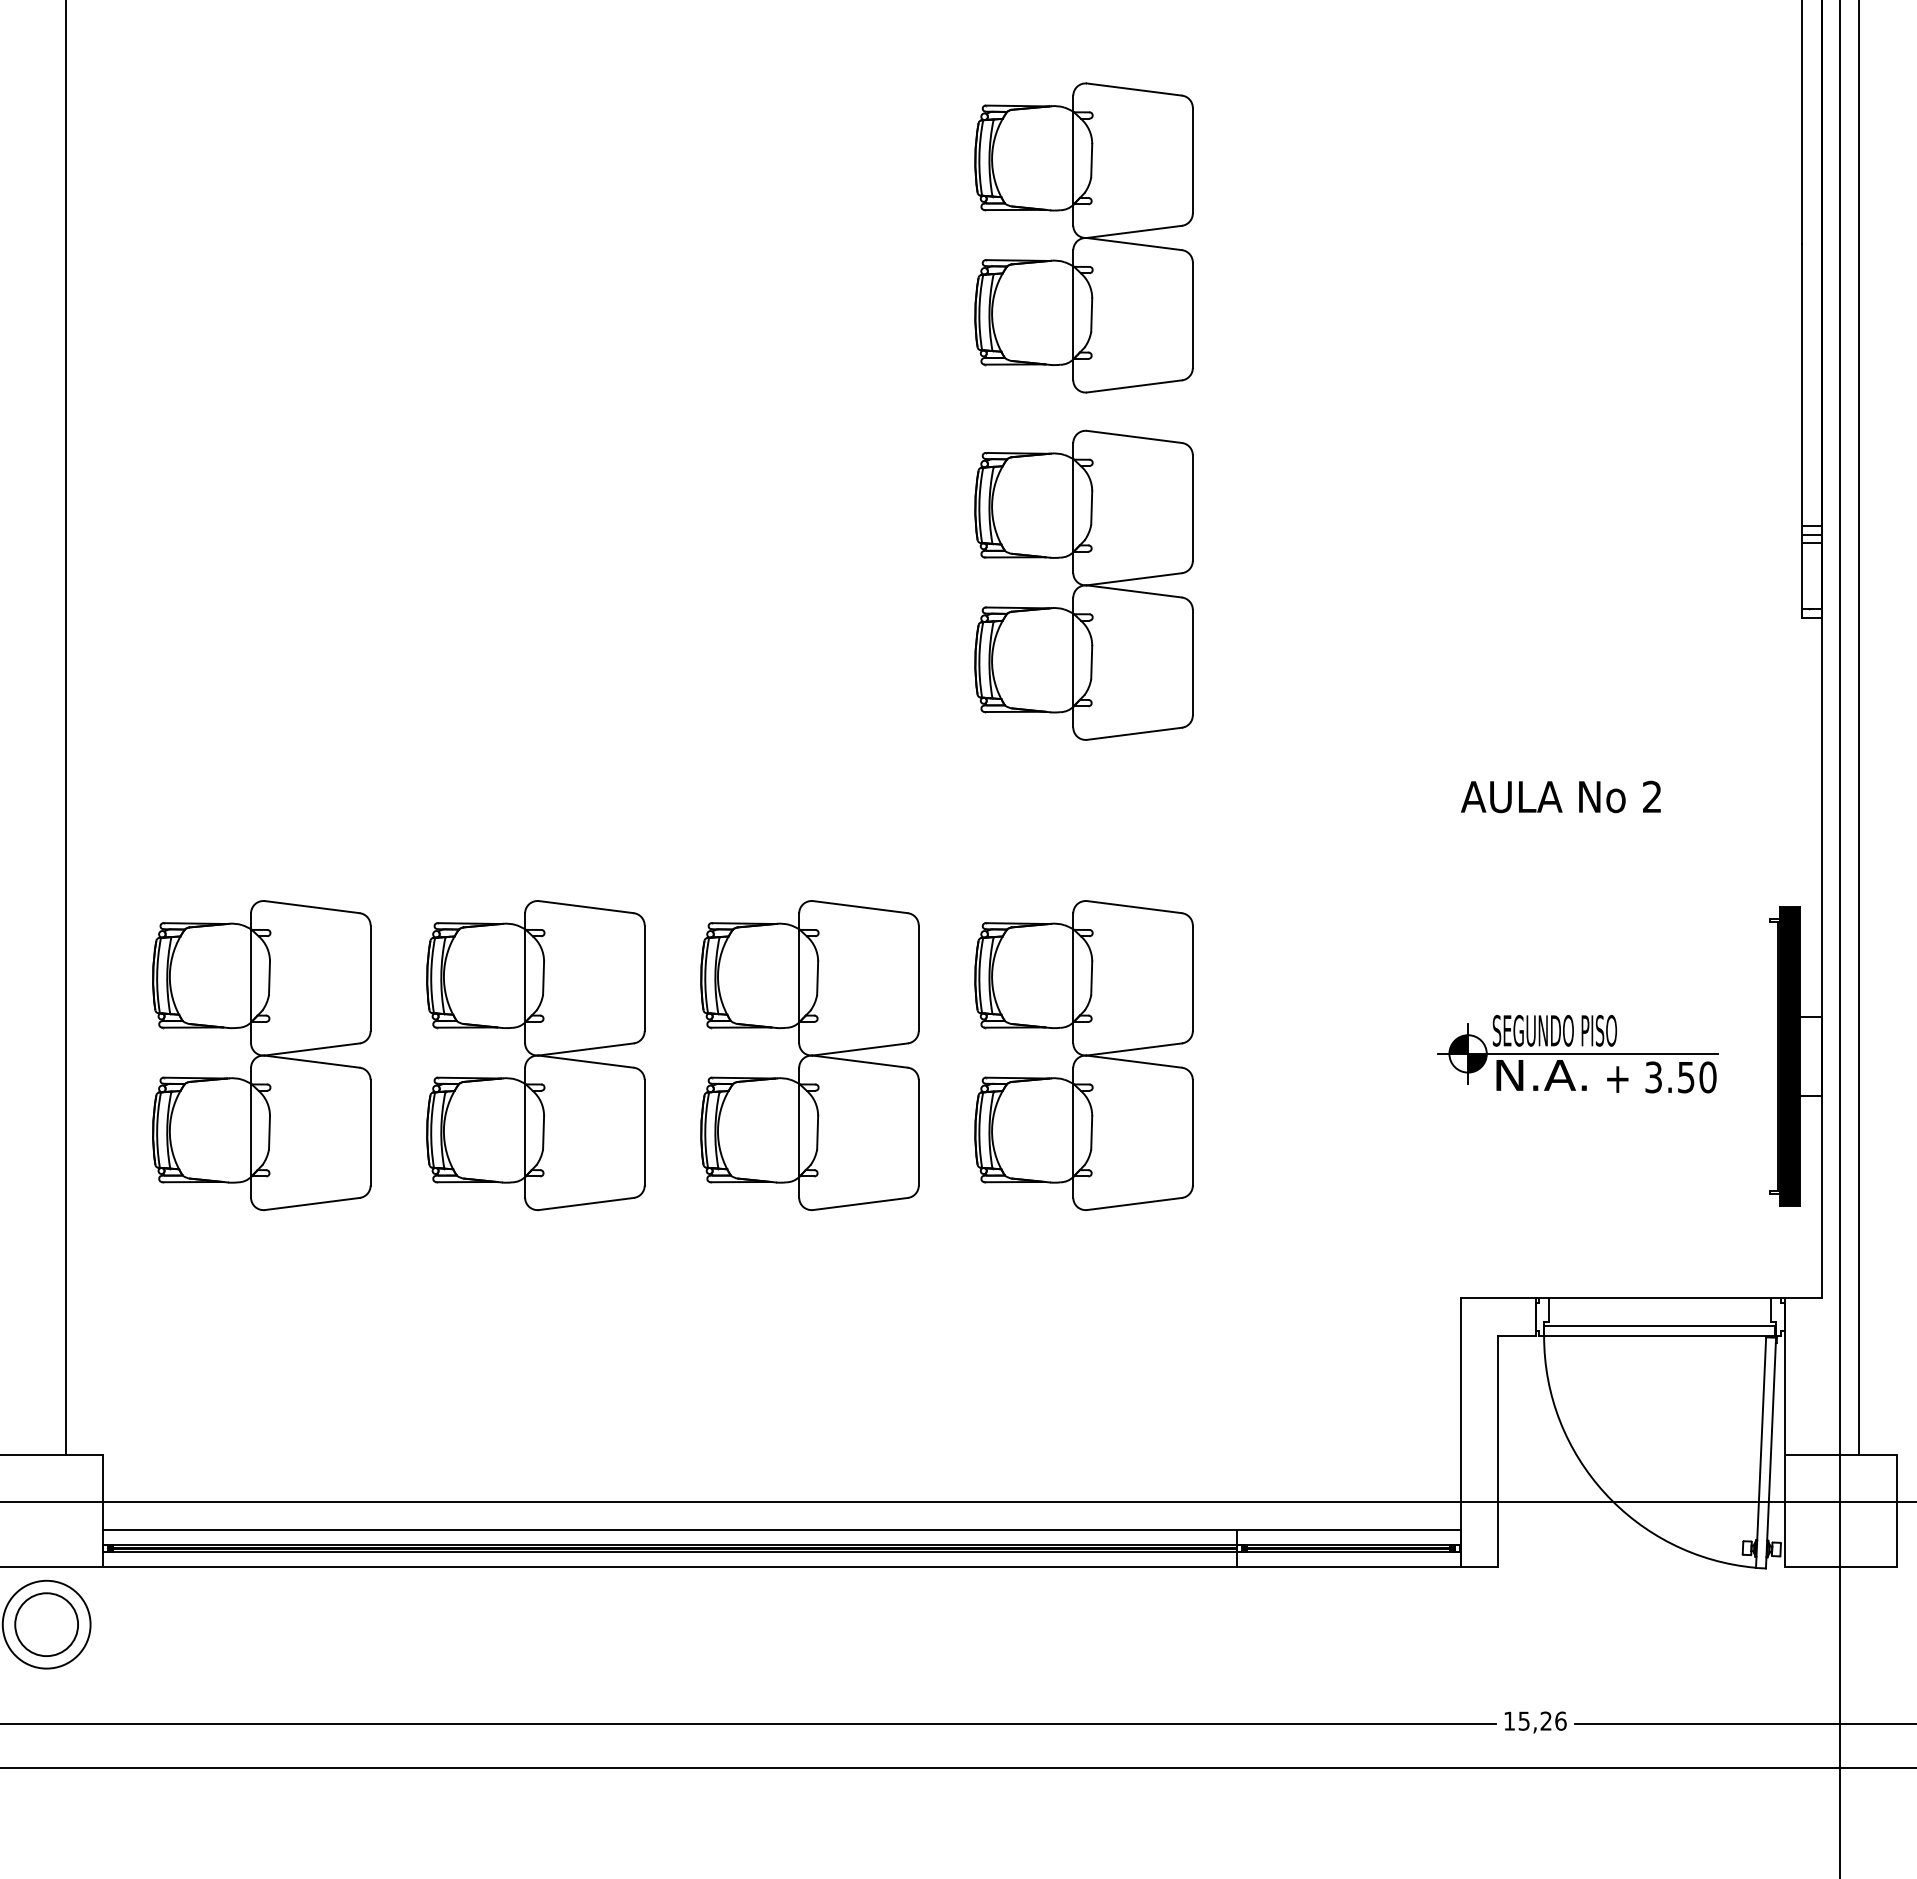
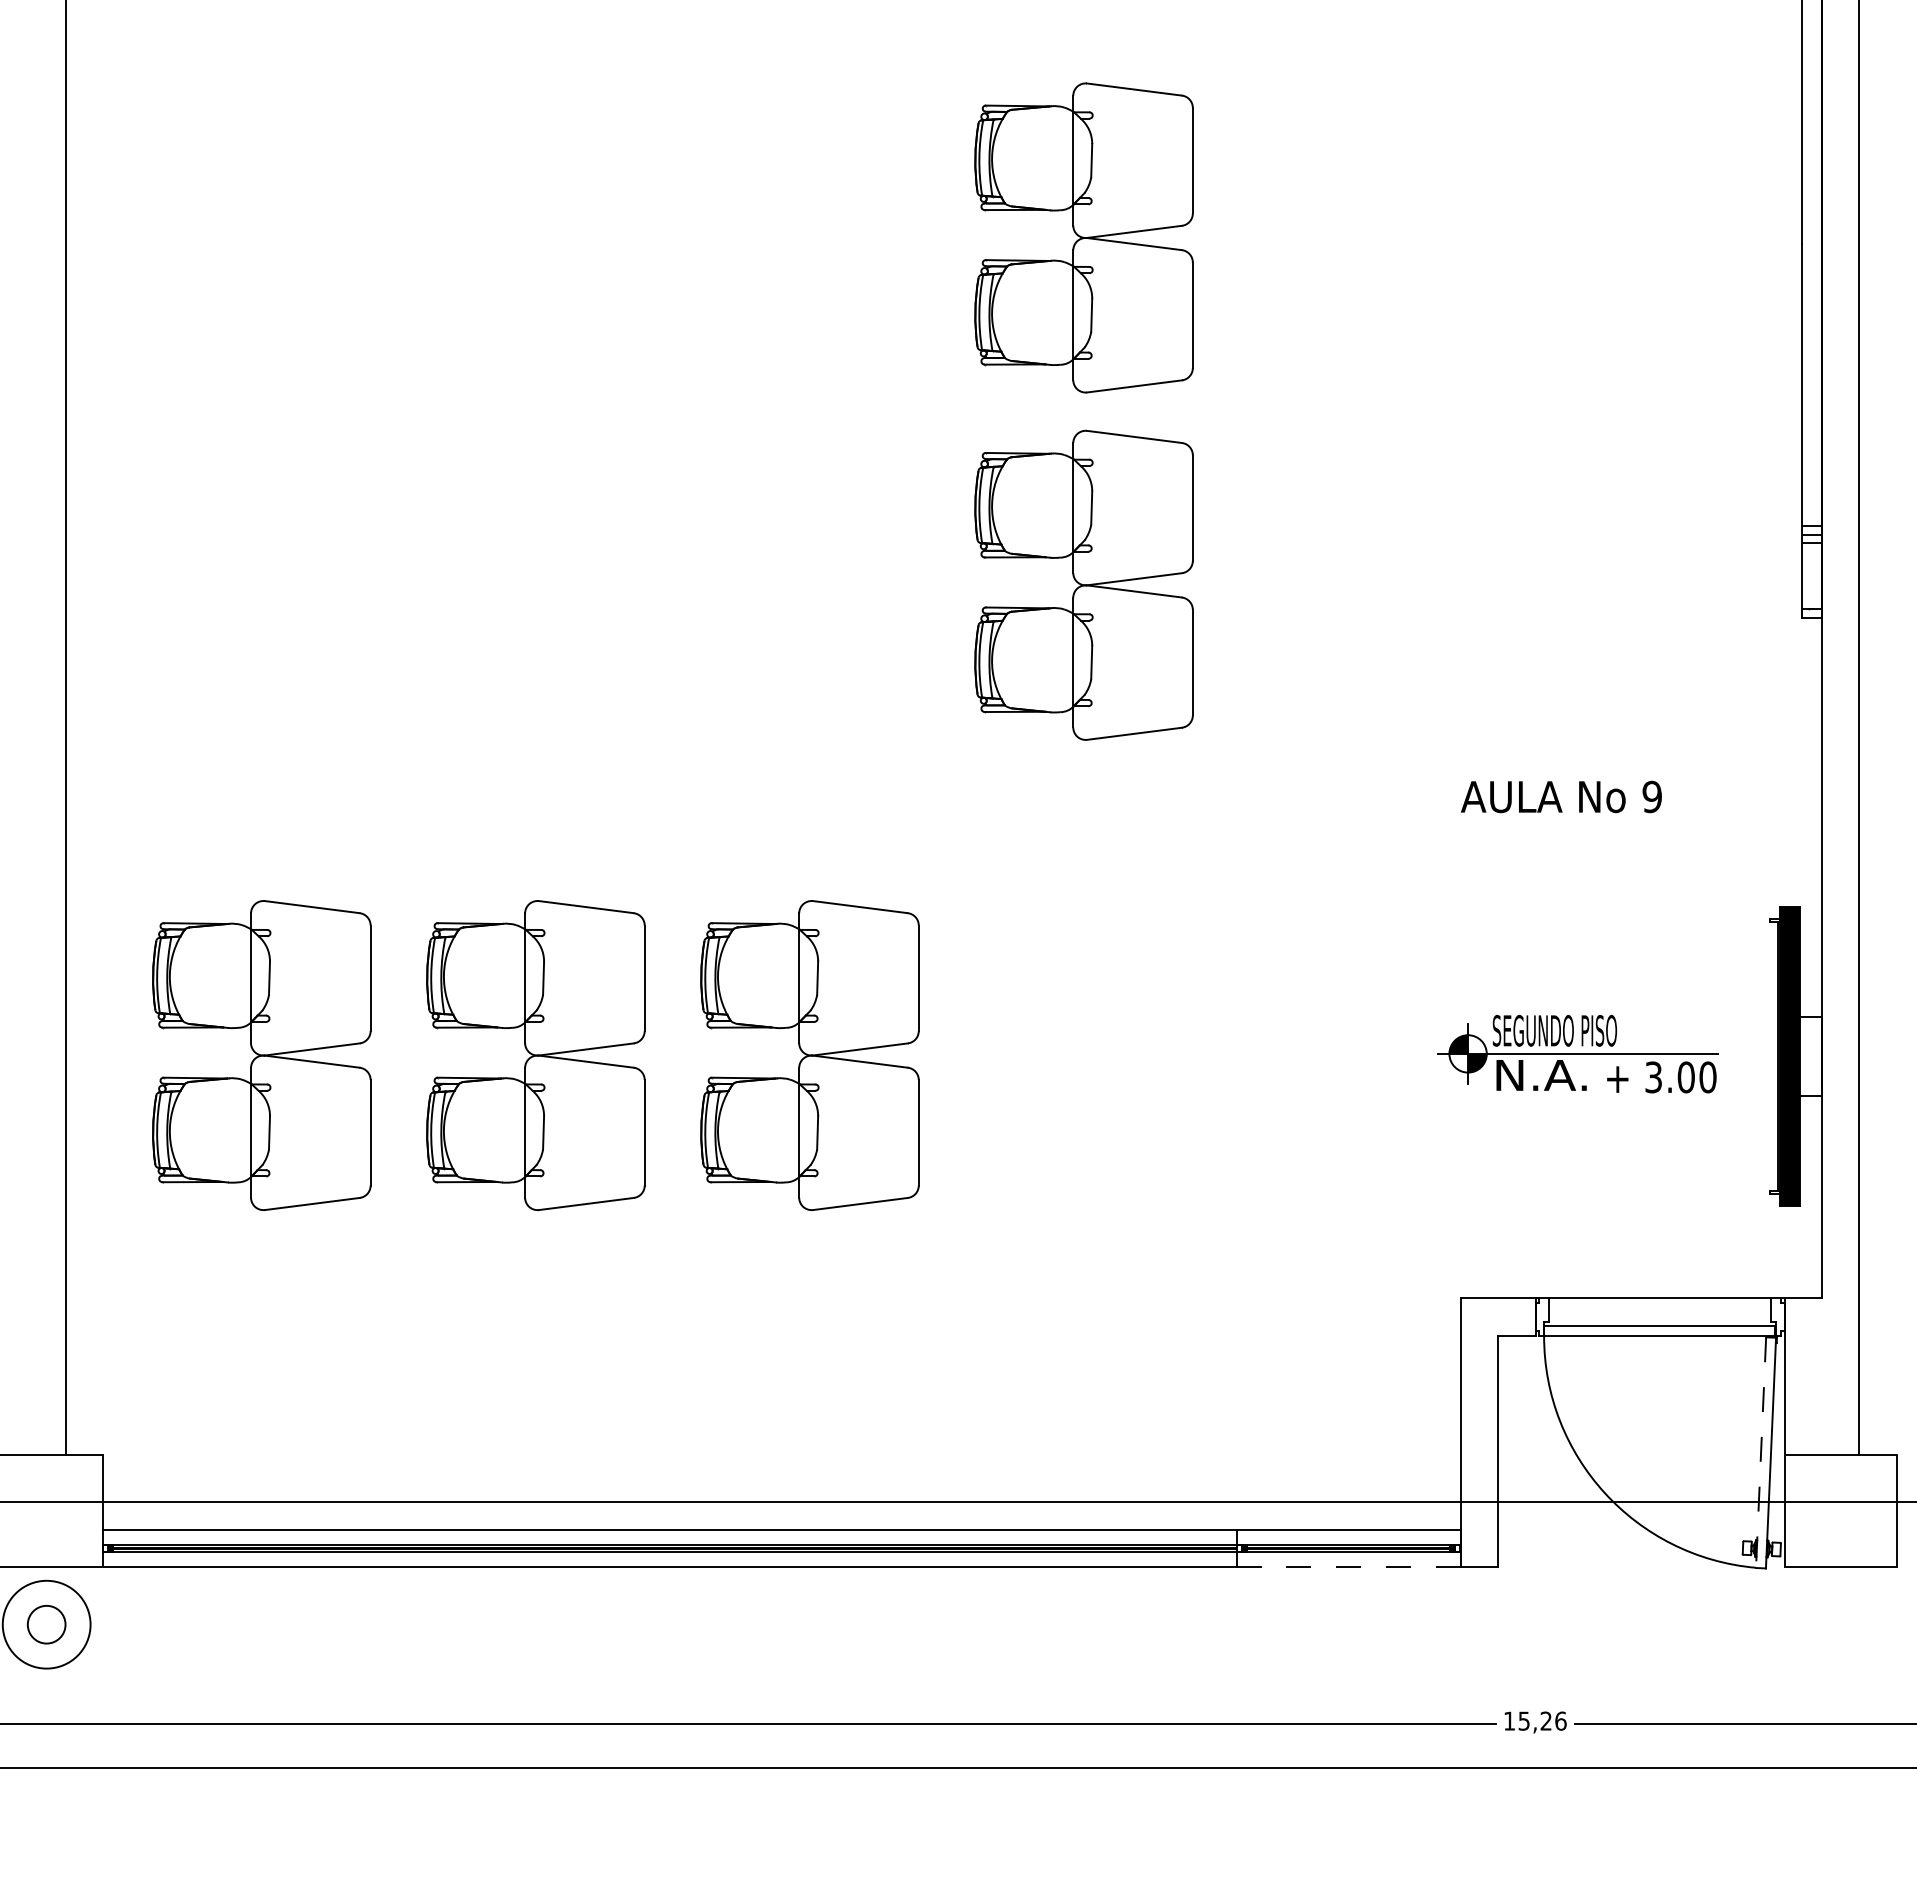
text: 2 -> 9 (1651, 796)
line: present -> none (1840, 938)
part: present -> none (1083, 1055)
text: 3.50 -> 3.00 (1685, 1077)
line: solid -> dashed (1761, 1453)
line: solid -> dashed (1348, 1567)
circle diameter: 63 px -> 38 px (46, 1624)
